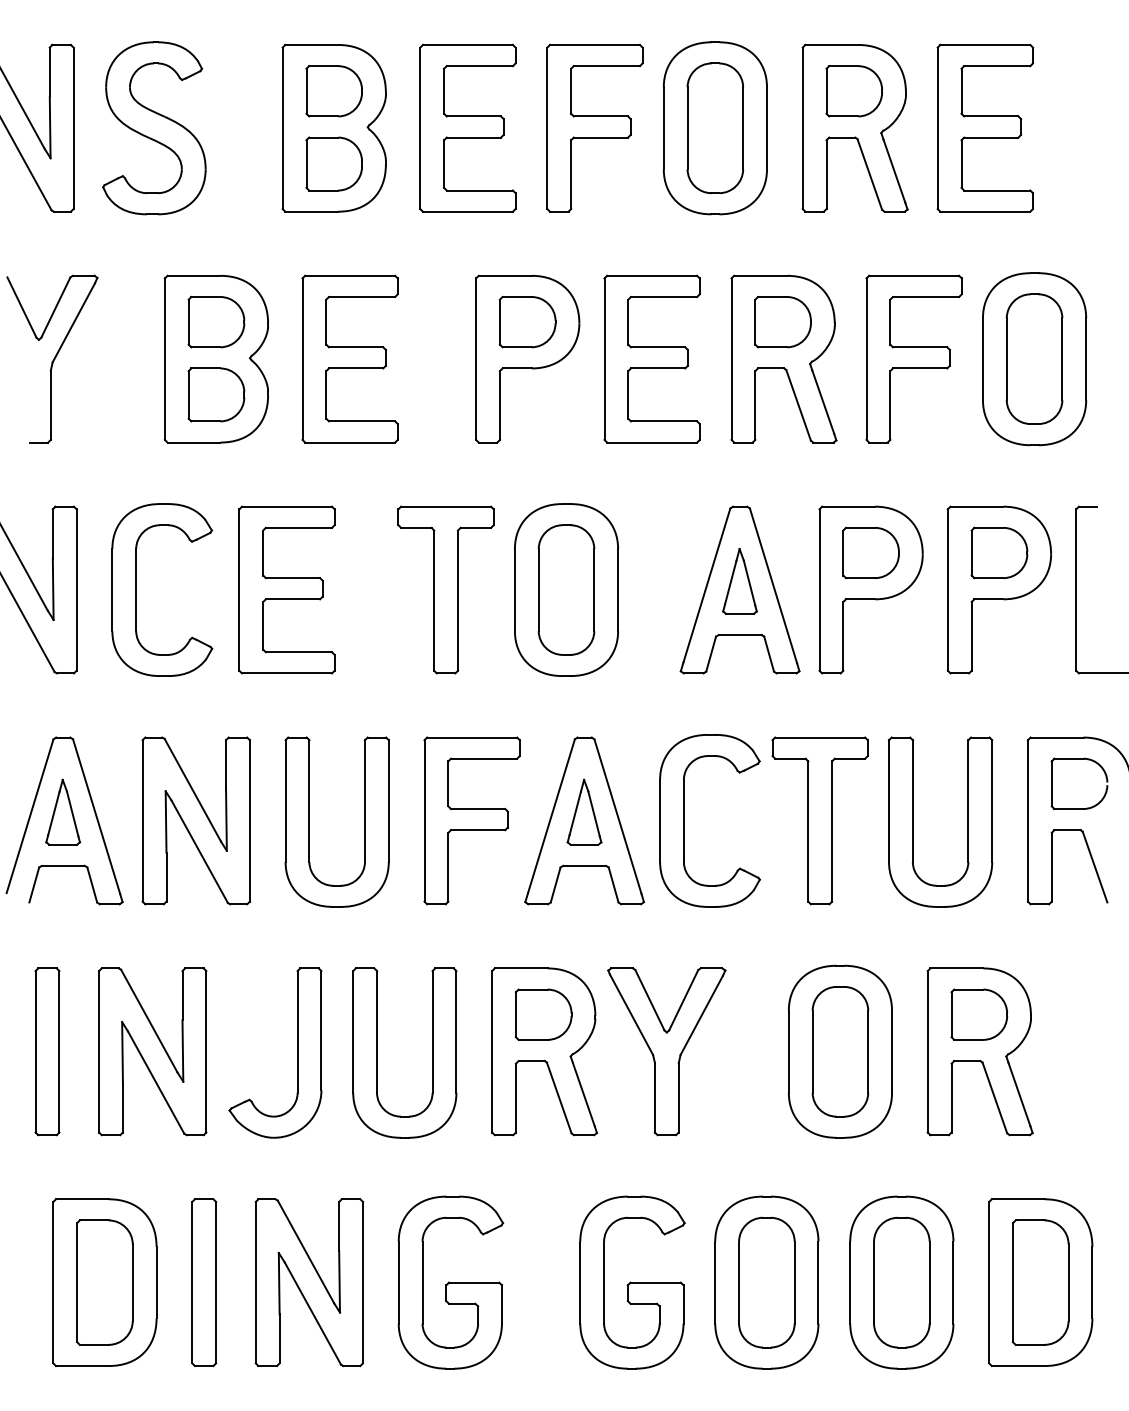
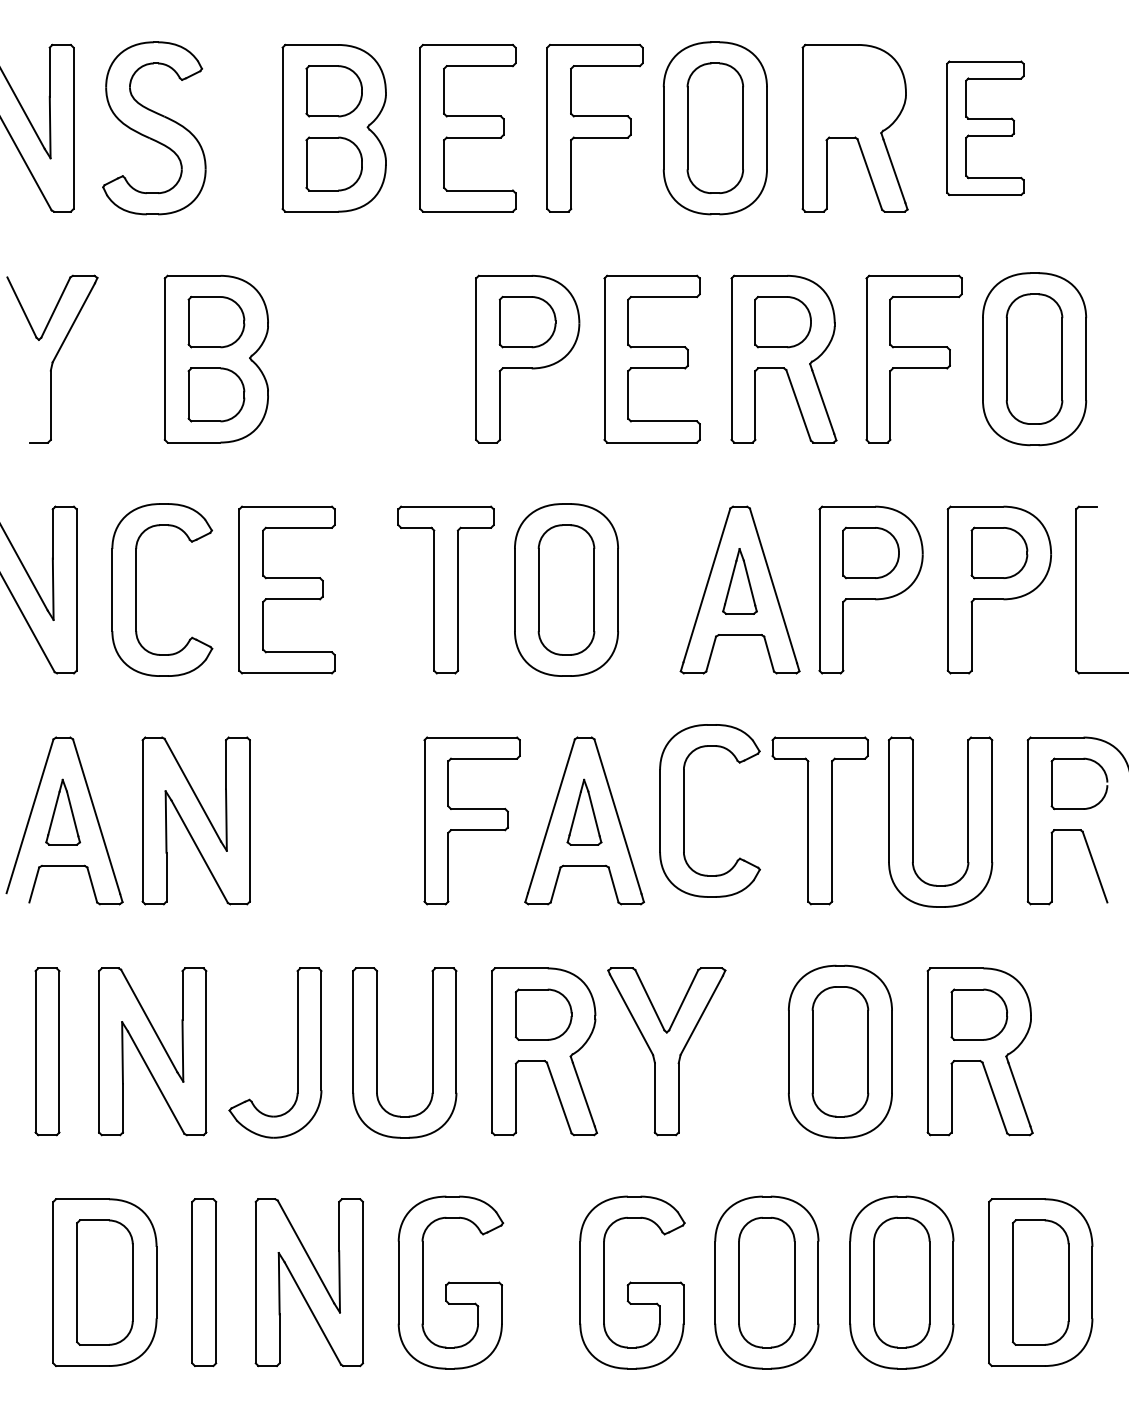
part: present -> none (853, 91)
part size: 99x170 px -> 79x136 px (985, 127)
part: present -> none (349, 358)
part position: (684, 820) -> (684, 810) (684, 810)
part: present -> none (309, 821)
